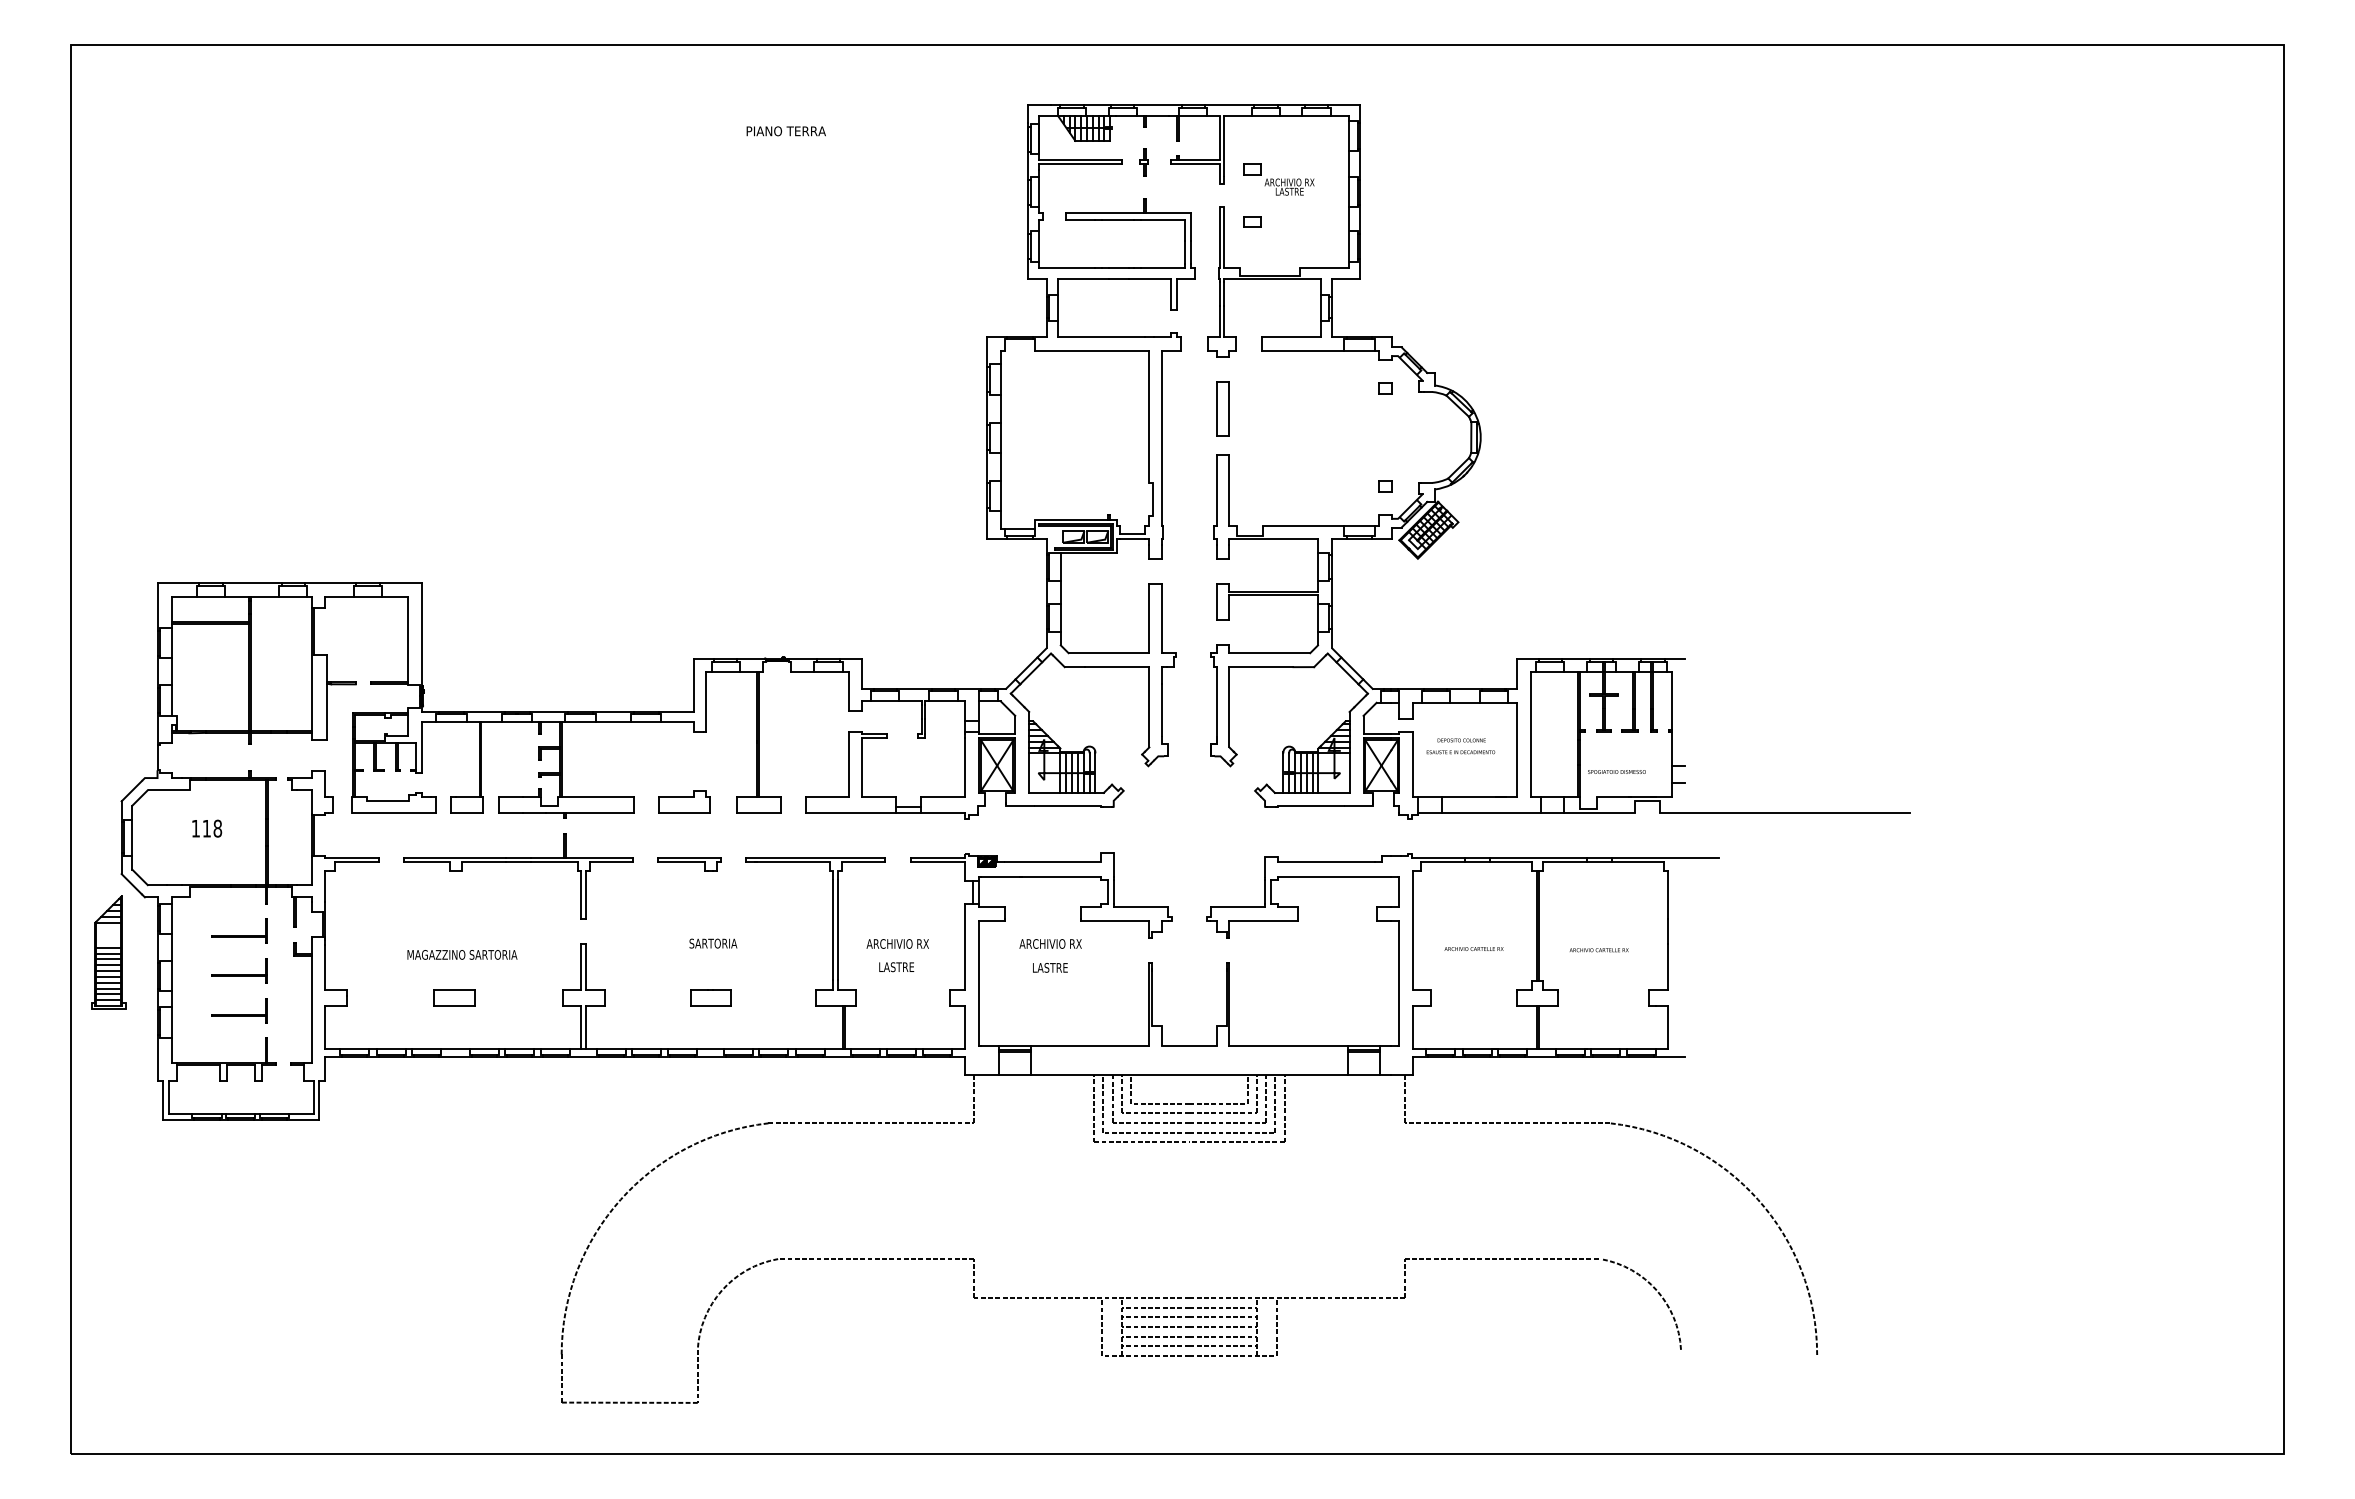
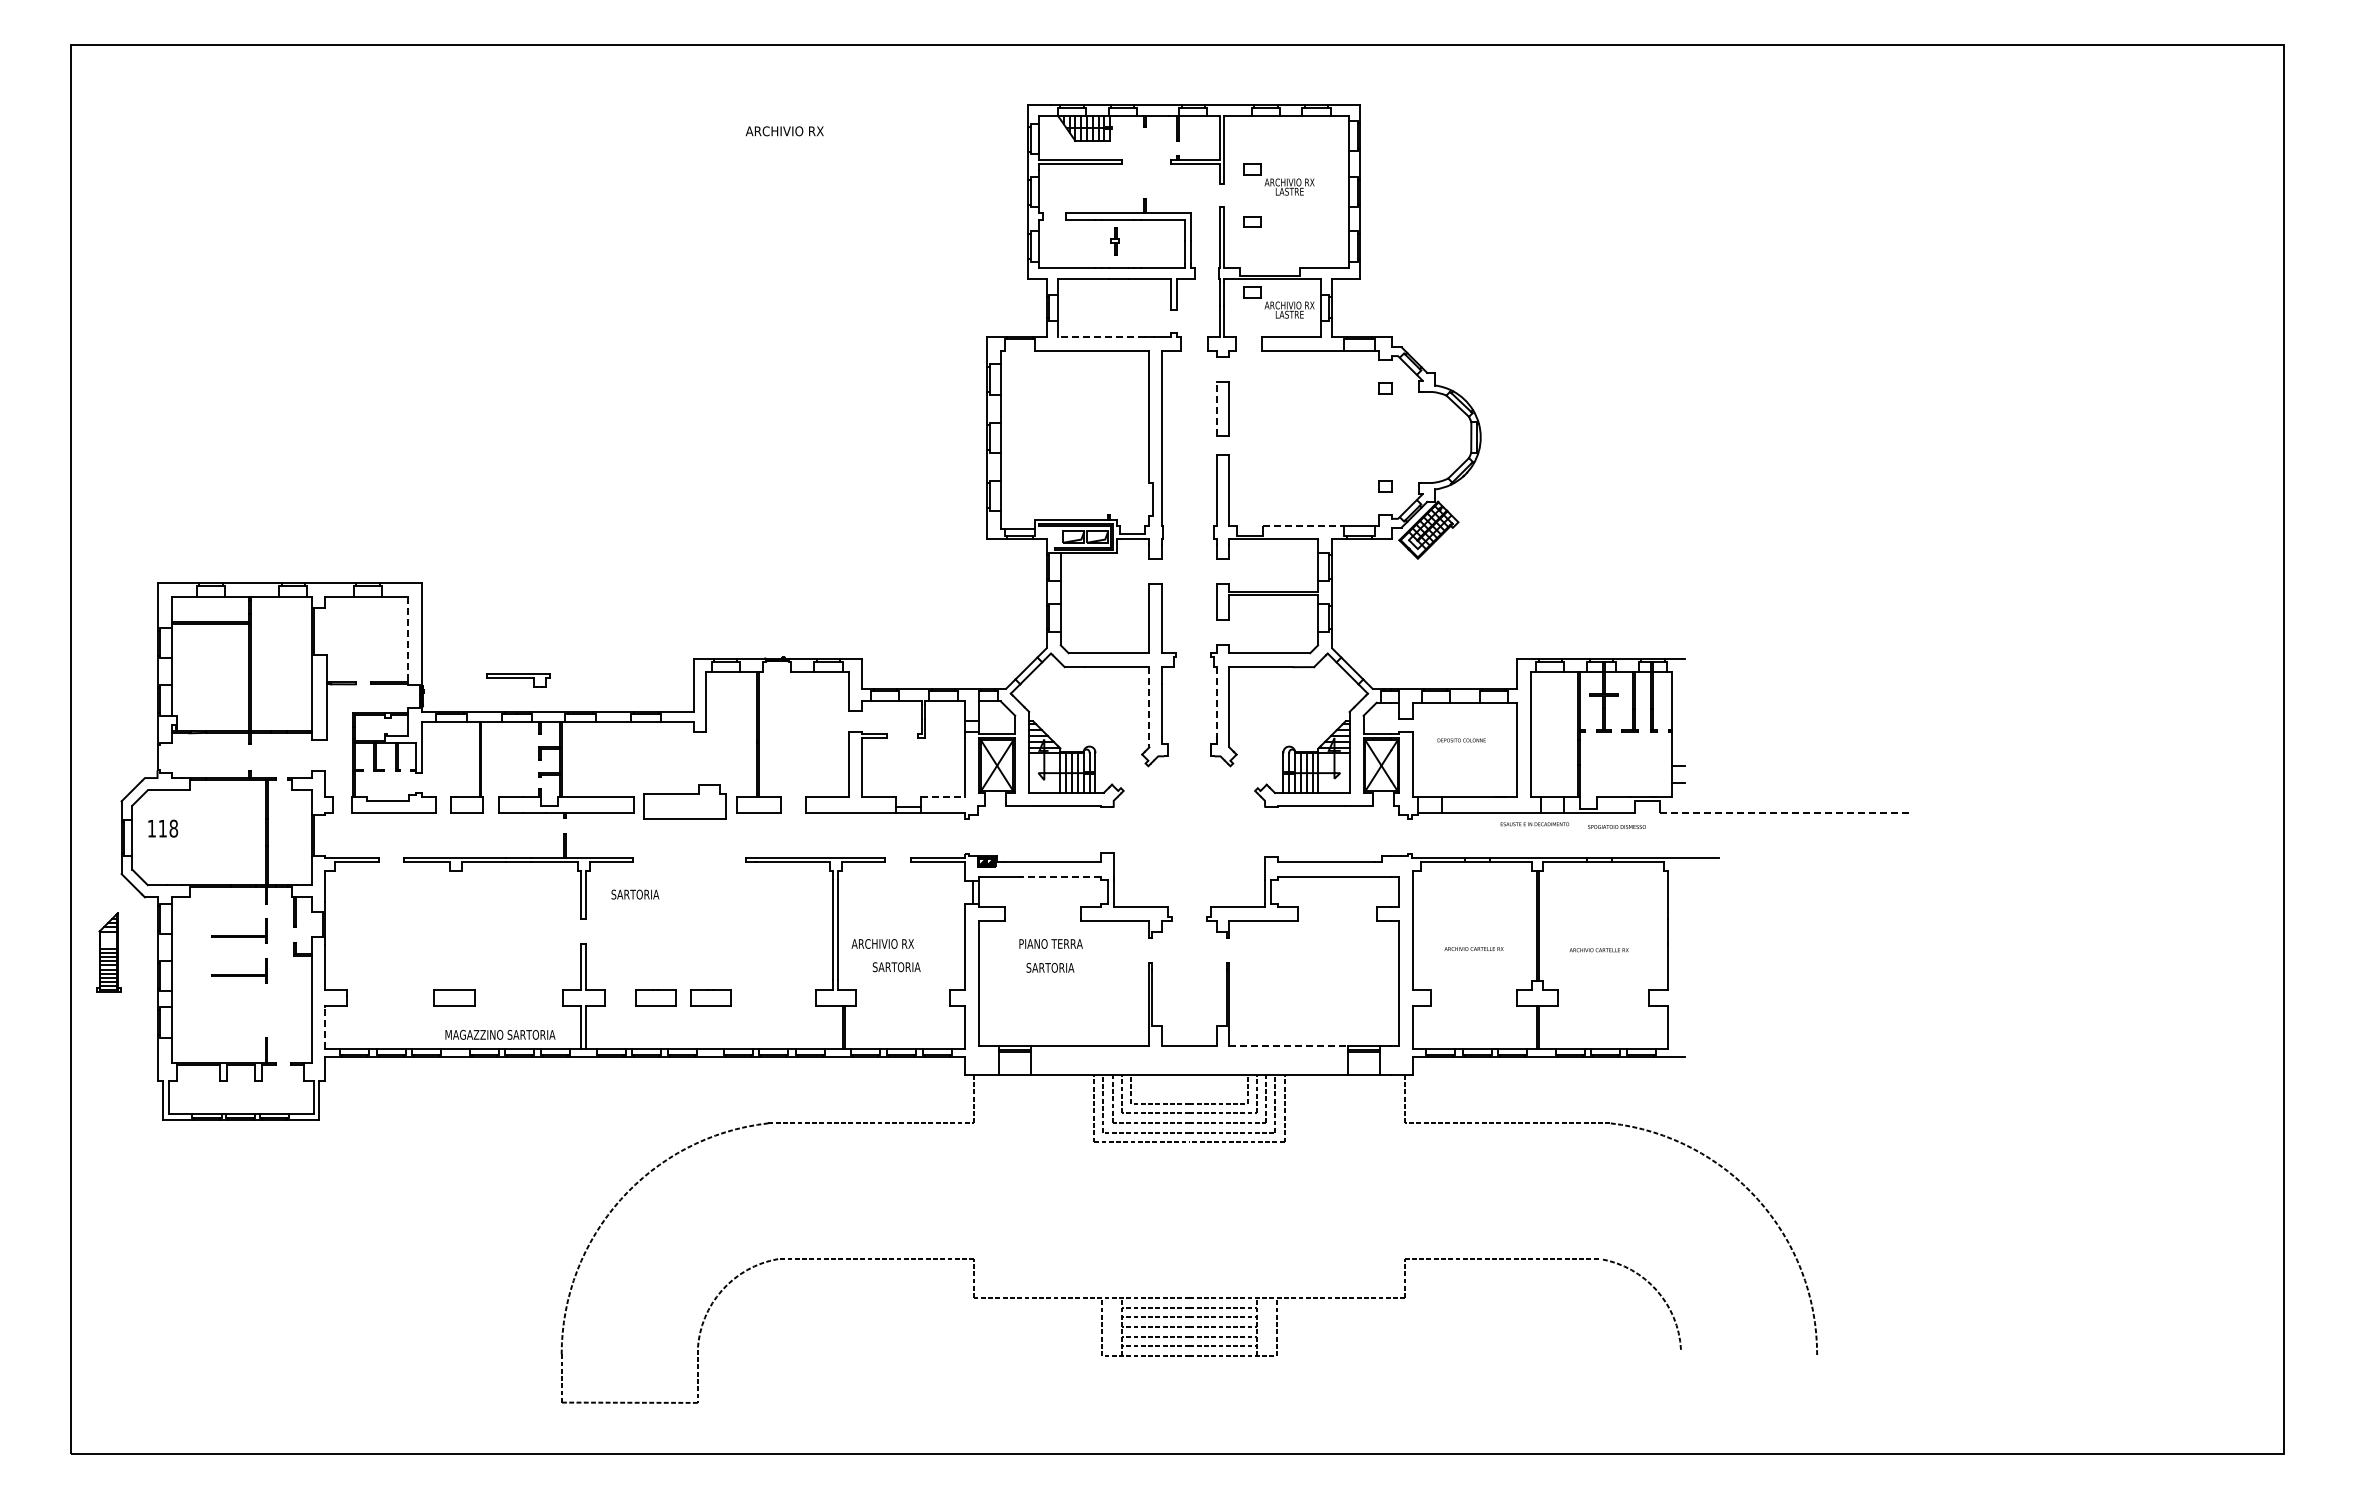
text: PIANO TERRA -> ARCHIVIO RX (785, 131)
part position: (1143, 162) -> (1114, 241) (1114, 241)
part: none -> present (1278, 302)
line: solid -> dashed (1101, 336)
line: solid -> dashed (1216, 408)
line: solid -> dashed (1304, 525)
line: solid -> dashed (408, 639)
line: solid -> dashed (1216, 702)
line: solid -> dashed (1149, 707)
text position: (1460, 752) -> (1534, 824) (1534, 824)
text position: (1616, 771) -> (1616, 826) (1616, 826)
line: solid -> dashed (943, 797)
part size: 53x24 px -> 84x36 px (684, 801)
line: solid -> dashed (1785, 812)
text position: (207, 828) -> (163, 828) (163, 828)
part position: (689, 864) -> (518, 680) (518, 680)
line: solid -> dashed (1061, 877)
text position: (713, 943) -> (635, 894) (635, 894)
text position: (897, 943) -> (882, 943) (882, 943)
text: ARCHIVIO RX -> PIANO TERRA (1050, 943)
part size: 36x115 px -> 26x81 px (108, 952)
text position: (462, 954) -> (500, 1034) (500, 1034)
text: LASTRE -> SARTORIA (896, 967)
text: LASTRE -> SARTORIA (1050, 967)
part: none -> present (655, 997)
part: present -> none (239, 1010)
line: solid -> dashed (325, 1028)
line: solid -> dashed (1289, 1045)
